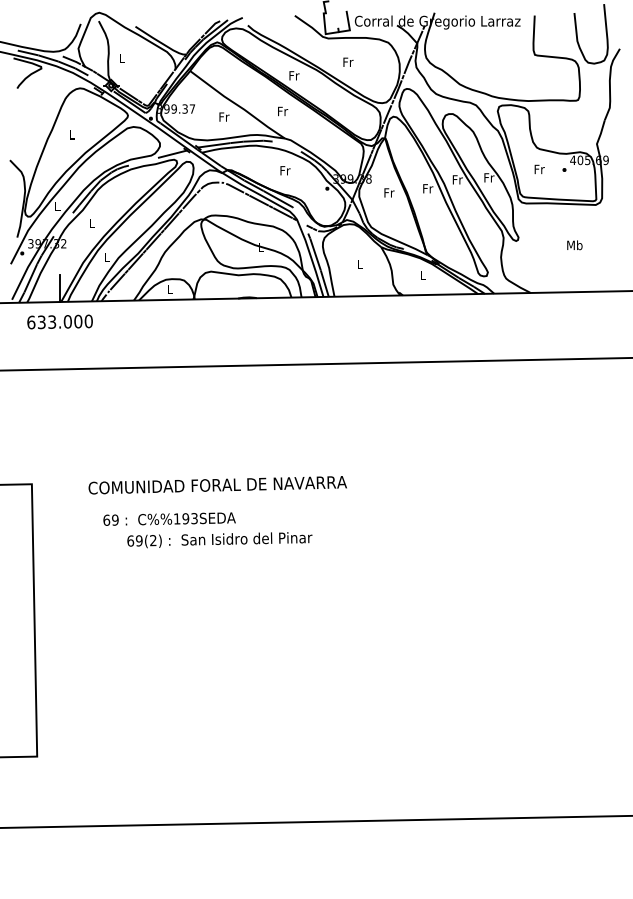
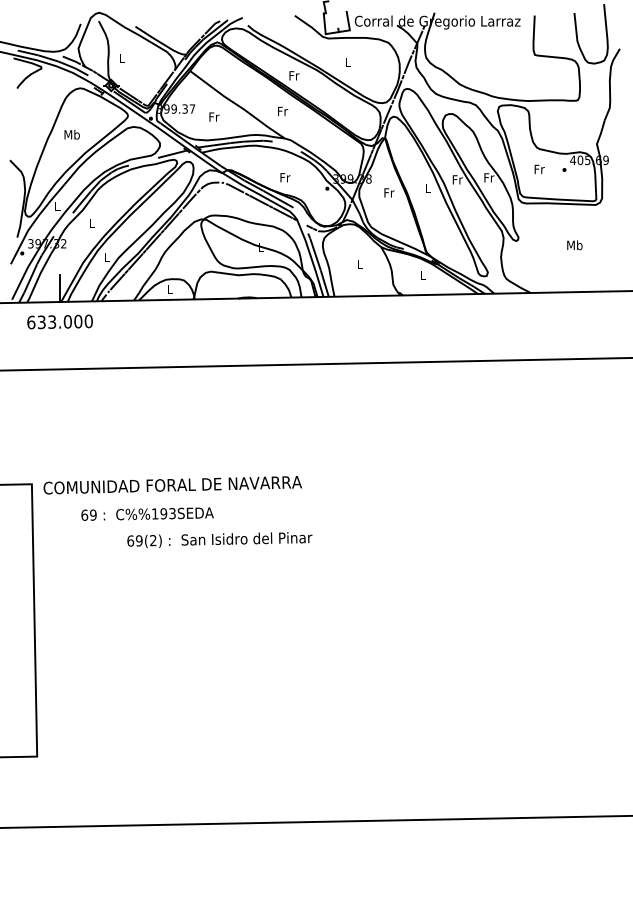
text: Fr -> L (348, 61)
text position: (224, 116) -> (214, 116) (214, 116)
text: L -> Mb (71, 134)
text position: (285, 170) -> (285, 177) (285, 177)
text: Fr -> L (428, 188)
text position: (217, 485) -> (172, 485) (172, 485)
text position: (169, 518) -> (147, 513) (147, 513)
